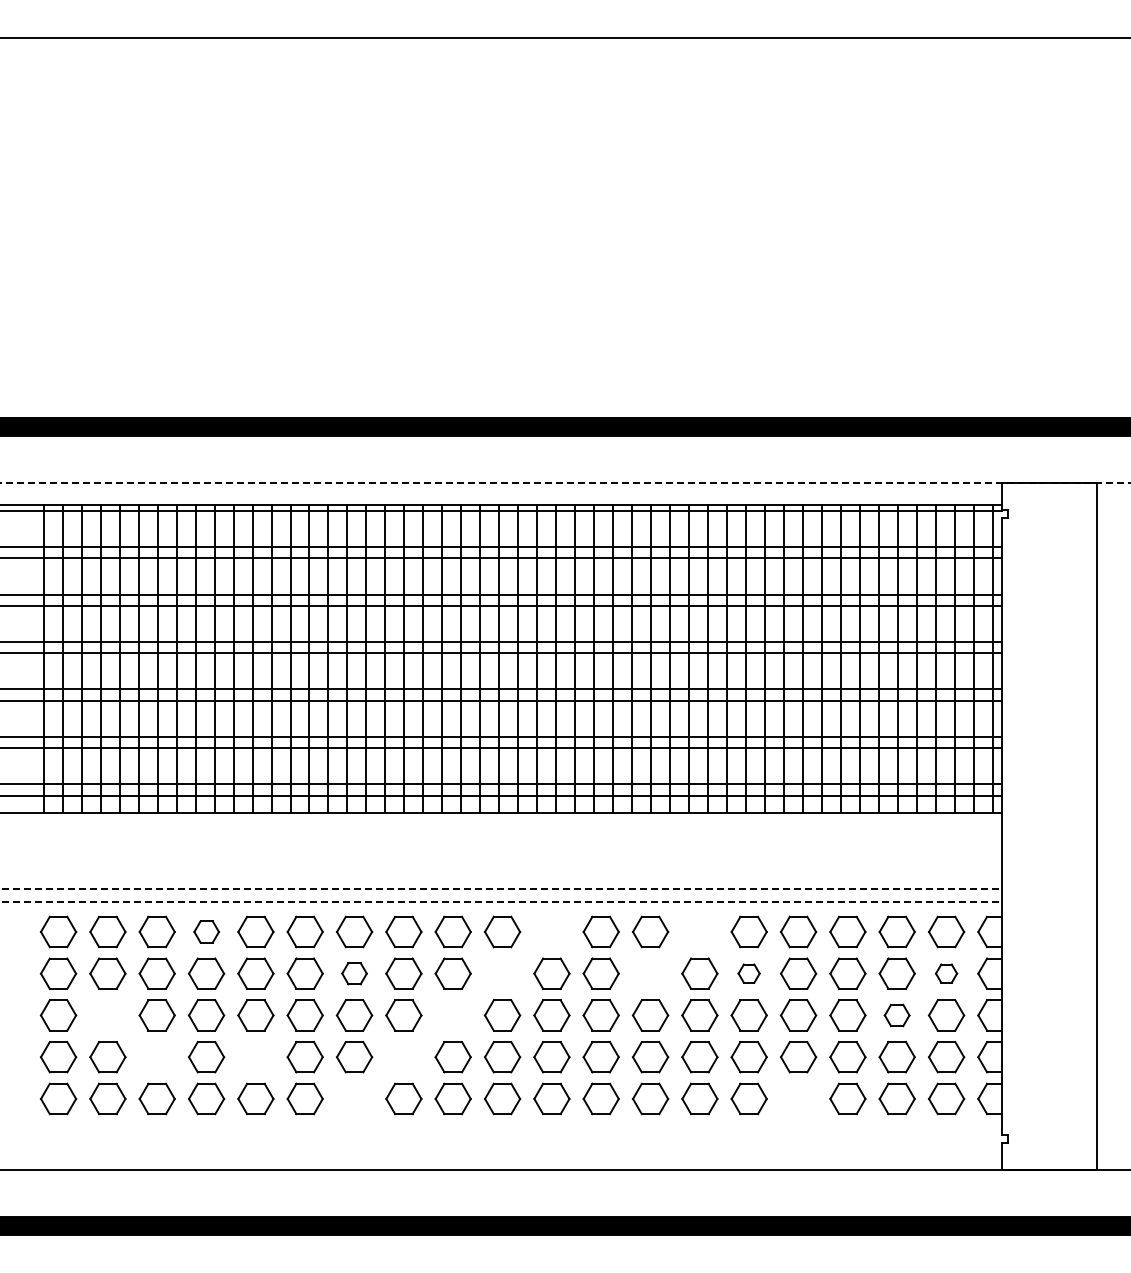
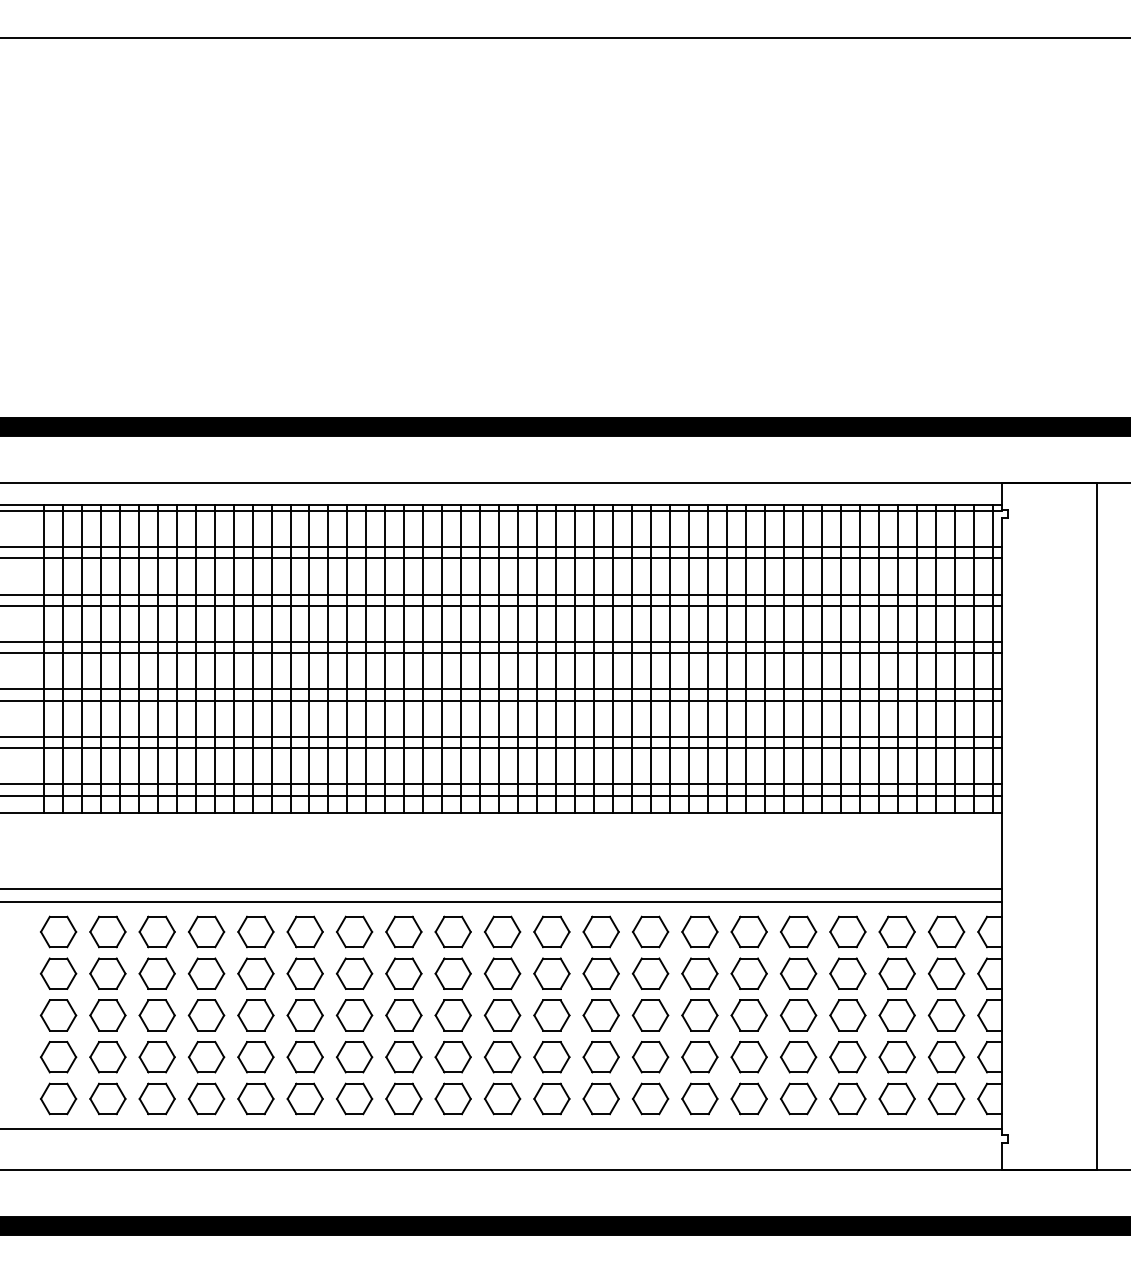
line: dashed -> solid (565, 482)
line: dashed -> solid (501, 888)
line: dashed -> solid (501, 901)
part size: 27x24 px -> 38x34 px (206, 931)
part: none -> present (551, 931)
part: none -> present (699, 931)
part size: 27x24 px -> 39x33 px (354, 973)
part: none -> present (502, 973)
part: none -> present (650, 973)
part size: 24x21 px -> 38x33 px (748, 973)
part size: 25x21 px -> 39x33 px (946, 973)
part: none -> present (107, 1015)
part: none -> present (452, 1015)
part size: 28x25 px -> 38x33 px (896, 1015)
part: none -> present (156, 1057)
part: none -> present (255, 1057)
part: none -> present (403, 1057)
part: none -> present (354, 1098)
part: none -> present (798, 1098)
line: none -> present (502, 1129)
